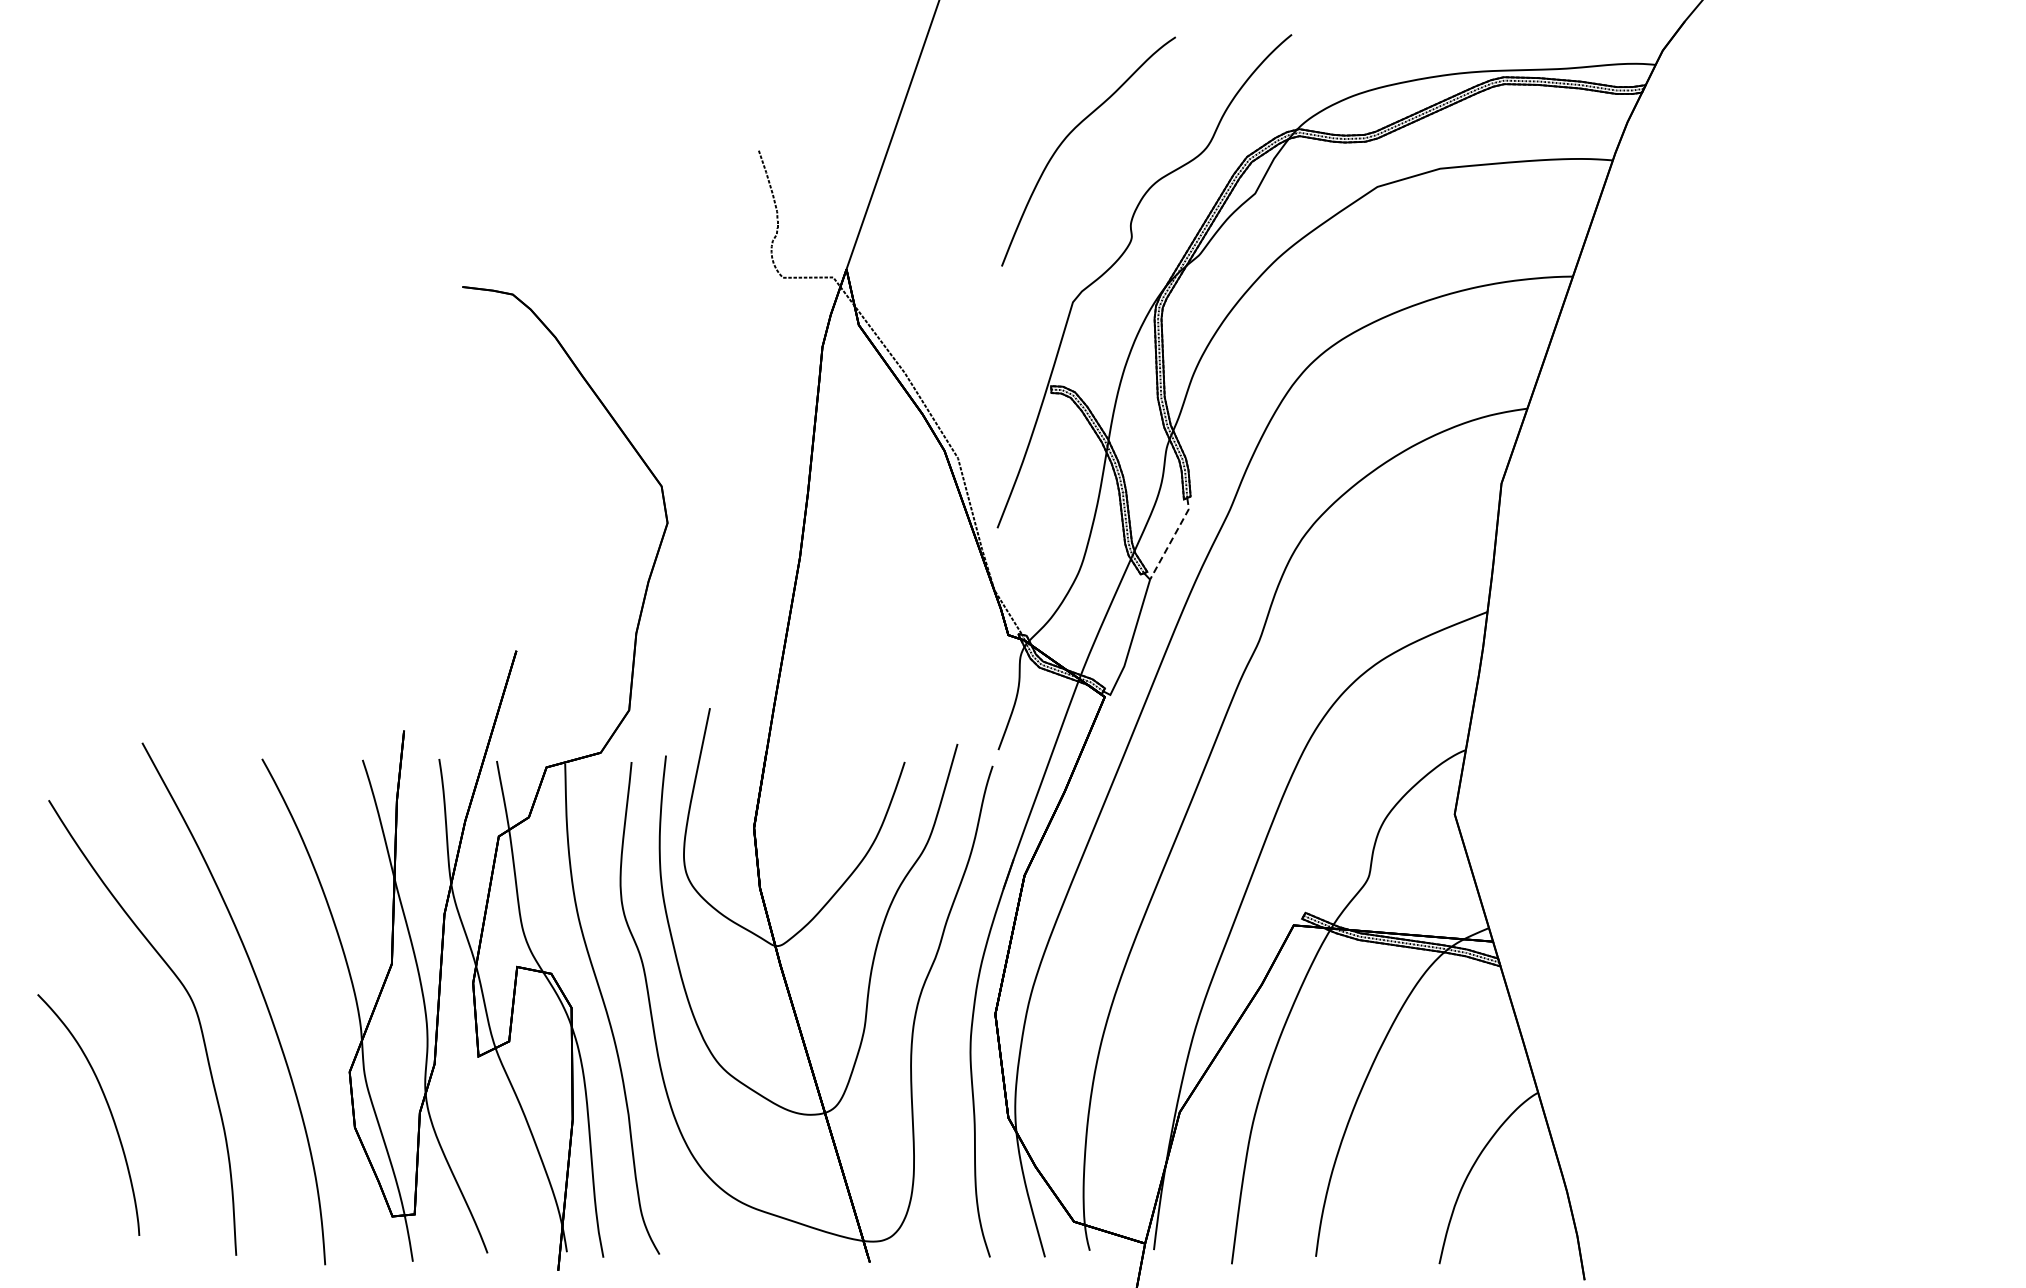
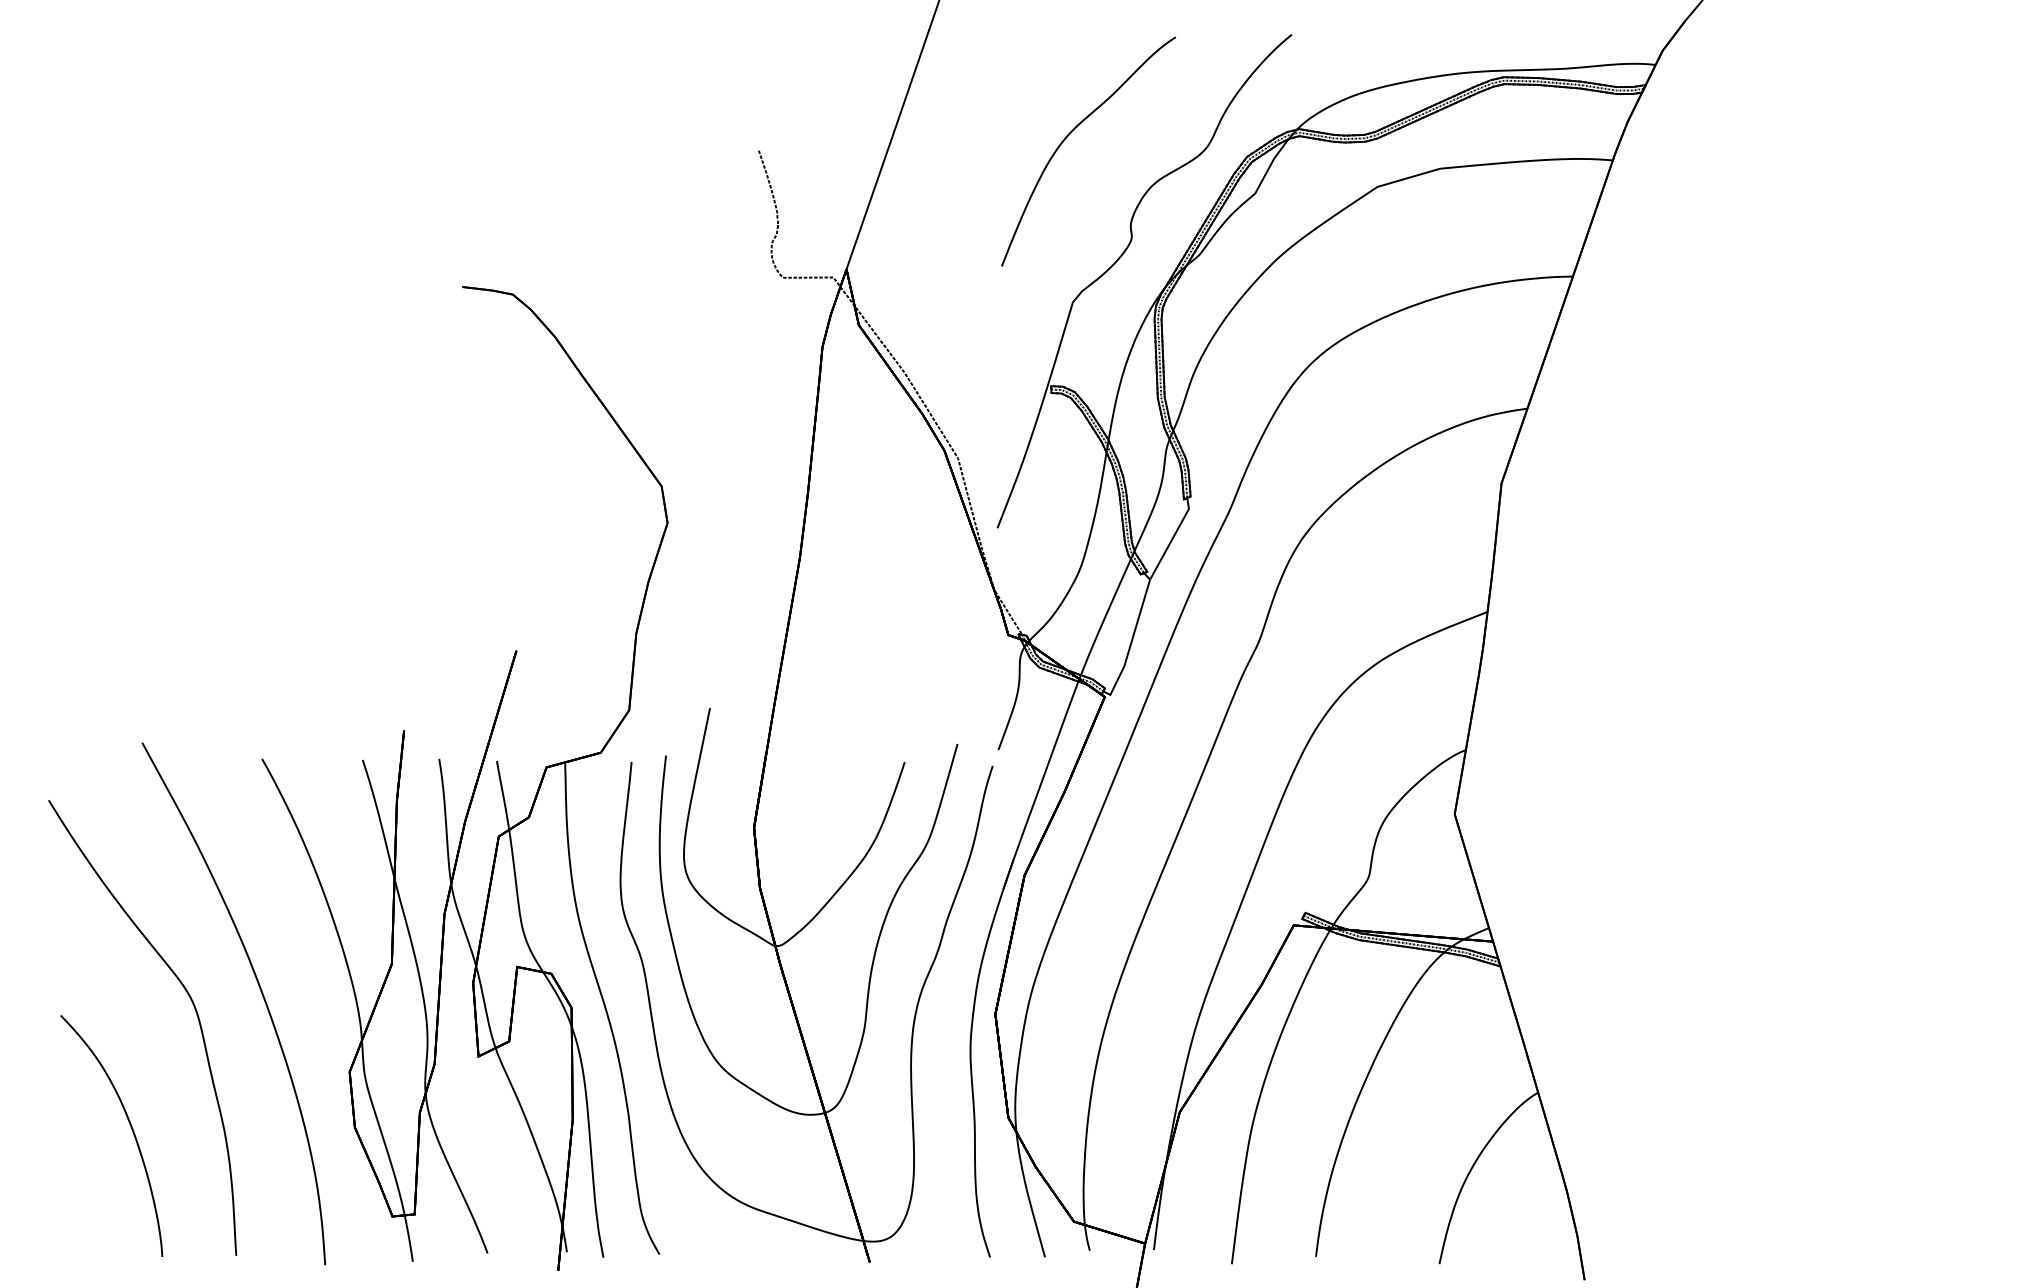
line: dashed -> solid (1172, 538)
curve position: (107, 1106) -> (130, 1127) (130, 1127)
